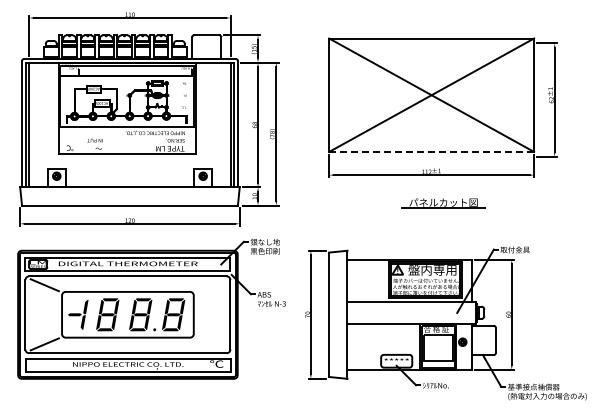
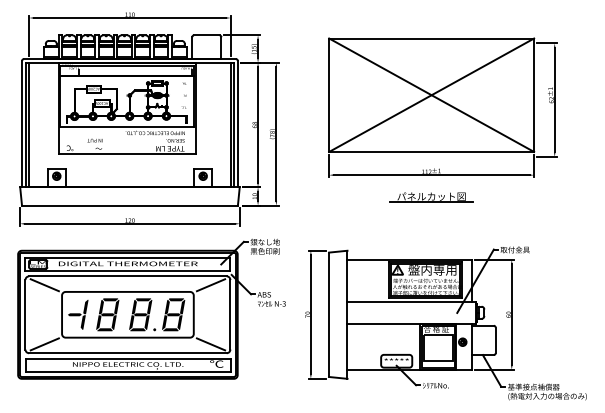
line: dashed -> solid (431, 151)
part position: (443, 203) -> (431, 197) (431, 197)
line: none -> present (210, 285)
line: none -> present (210, 344)
